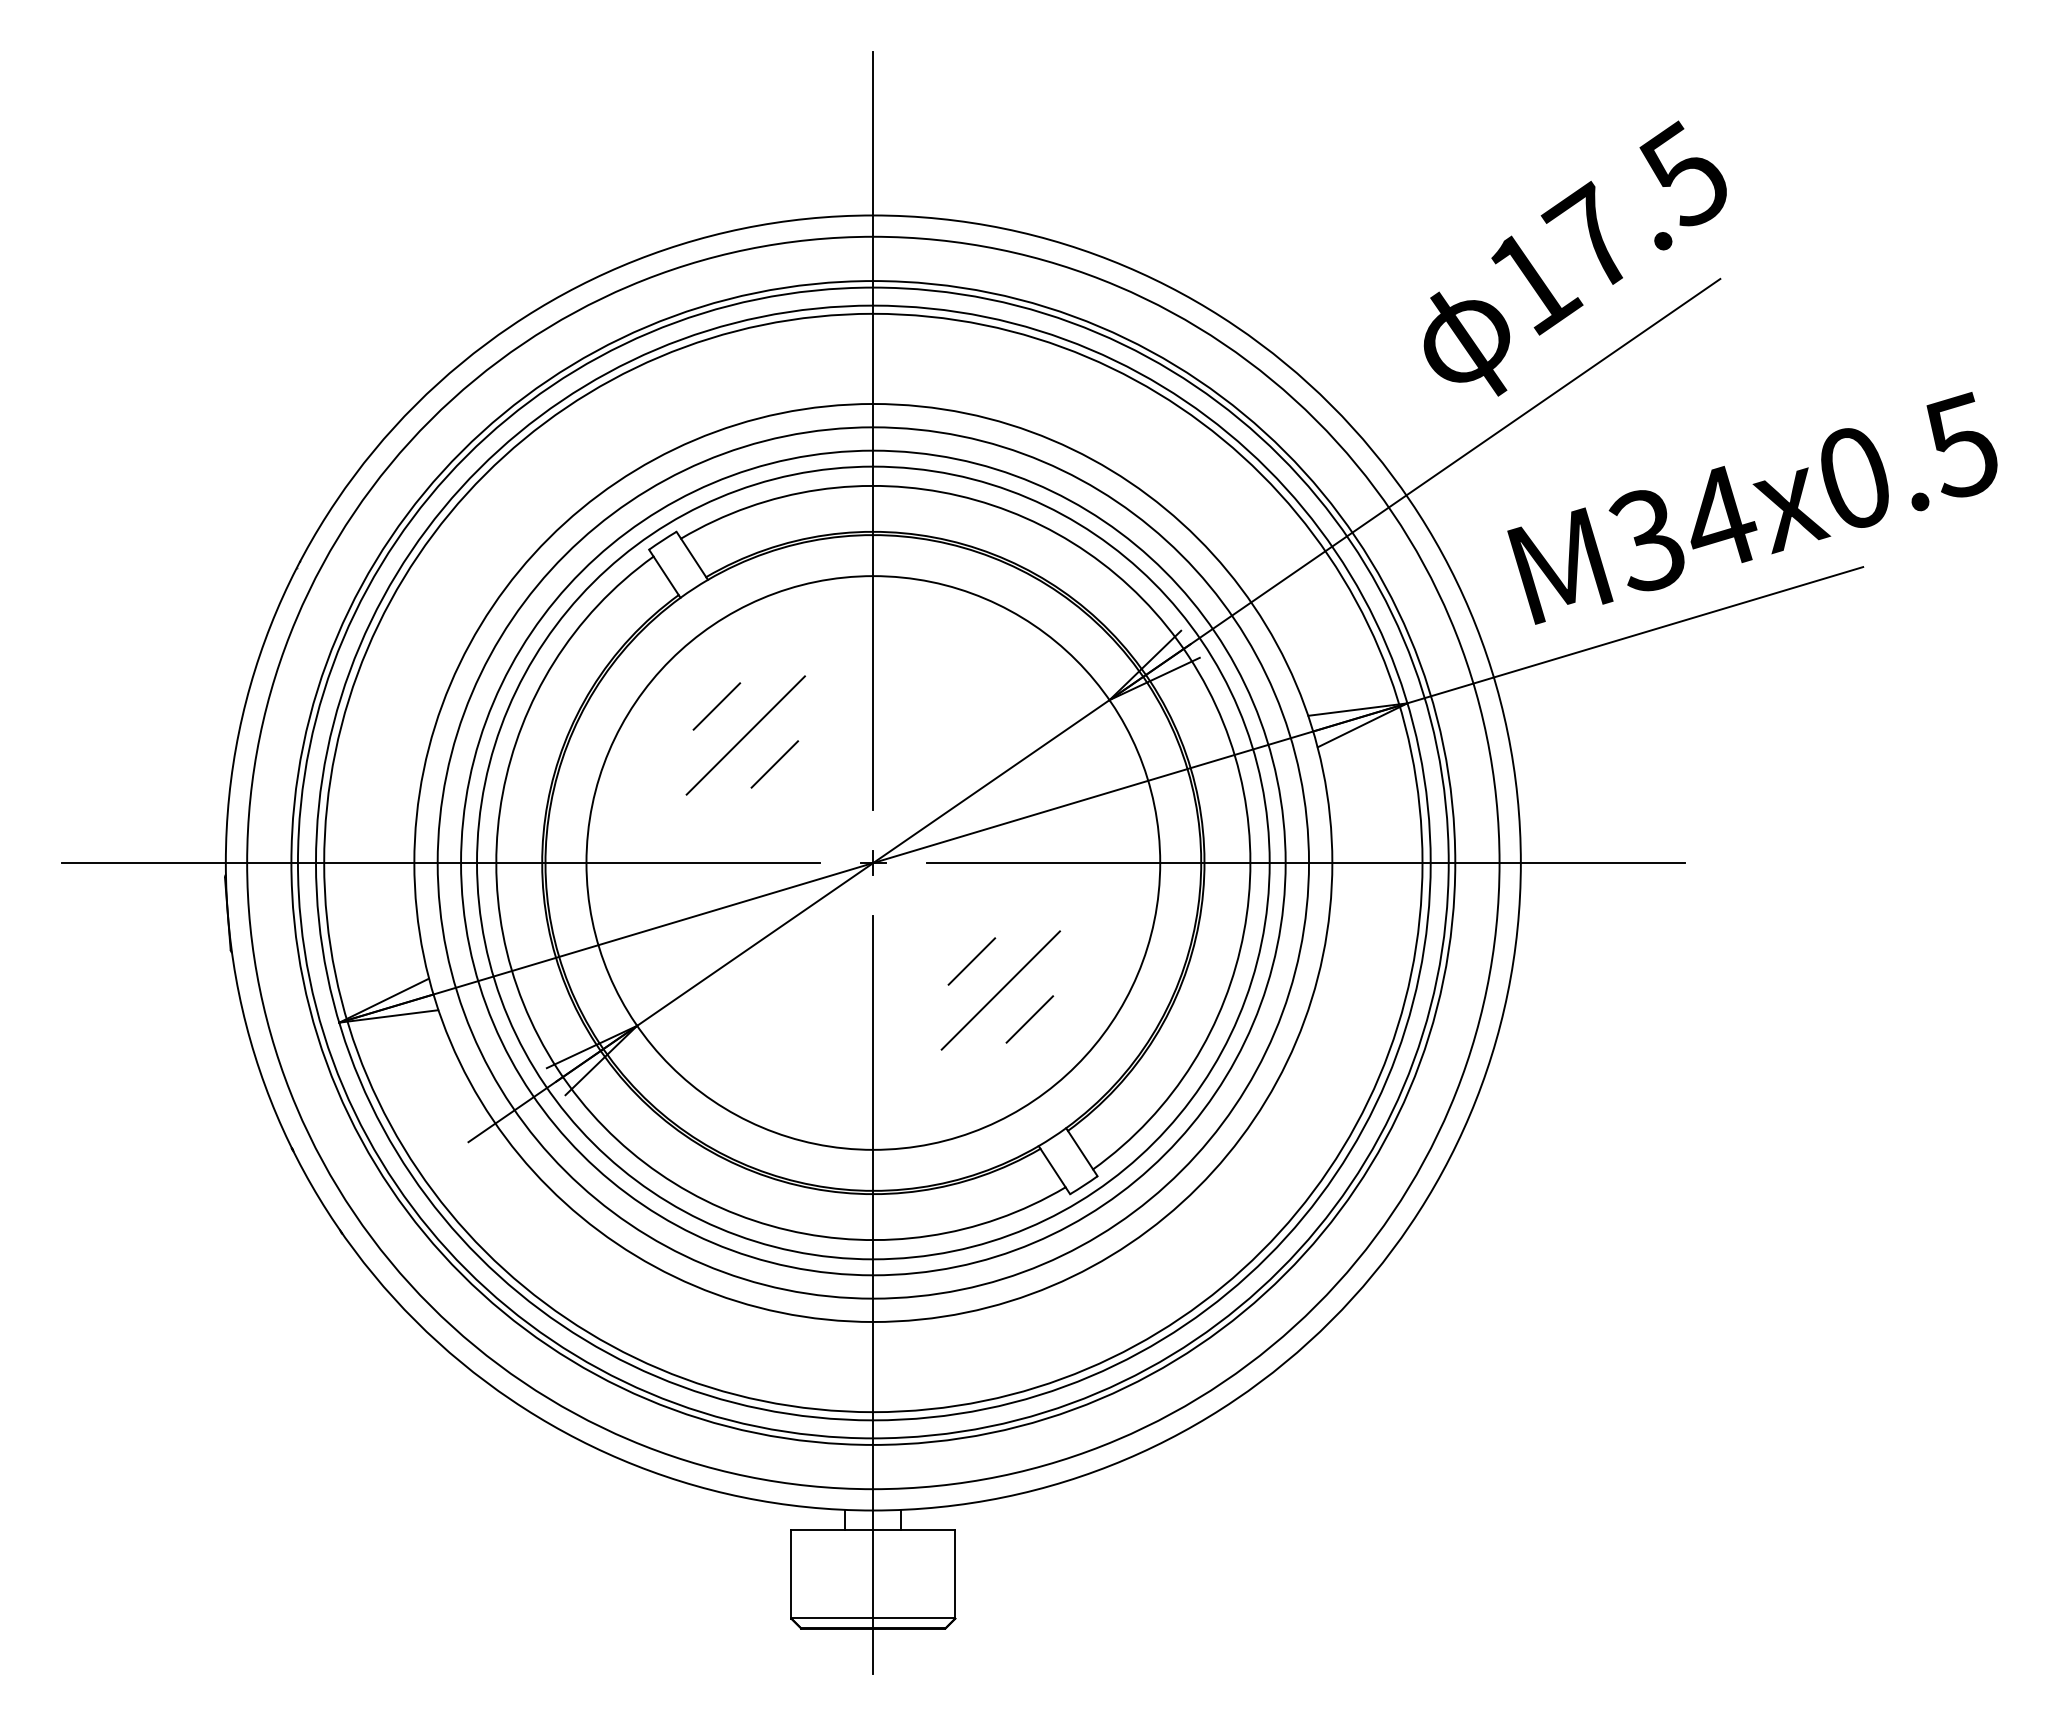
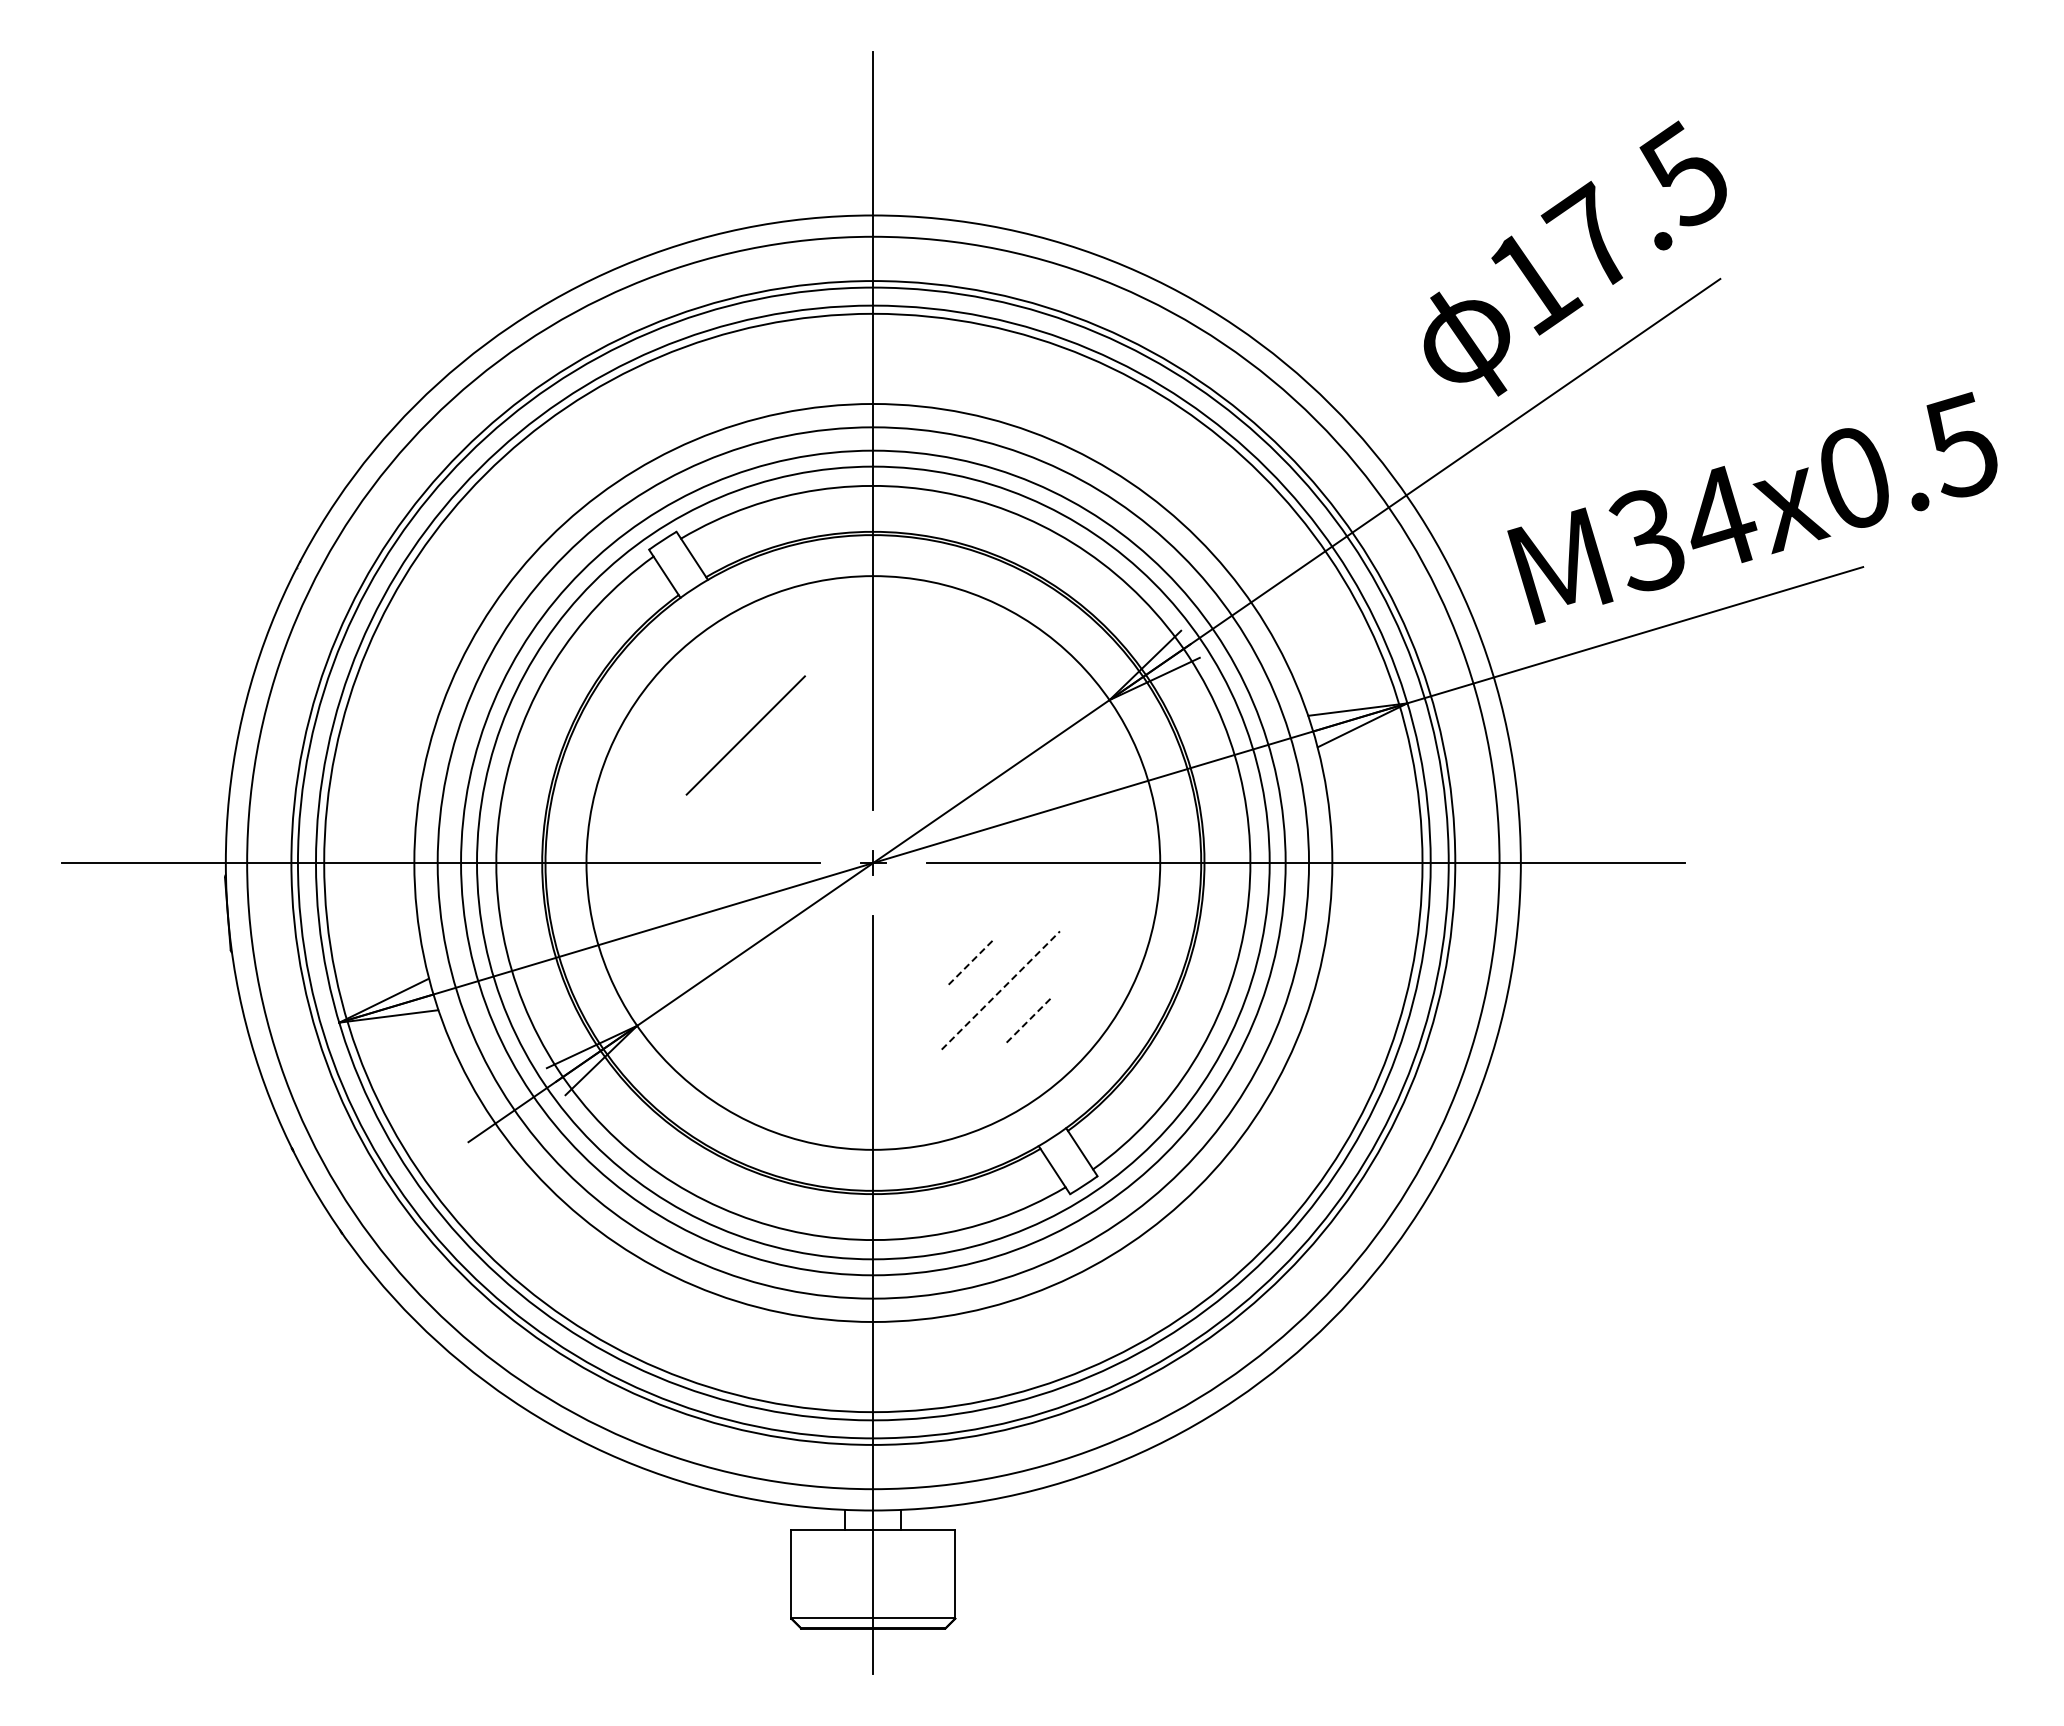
line: present -> none (716, 706)
line: present -> none (774, 764)
line: solid -> dashed (971, 961)
line: solid -> dashed (1000, 990)
line: solid -> dashed (1029, 1019)
